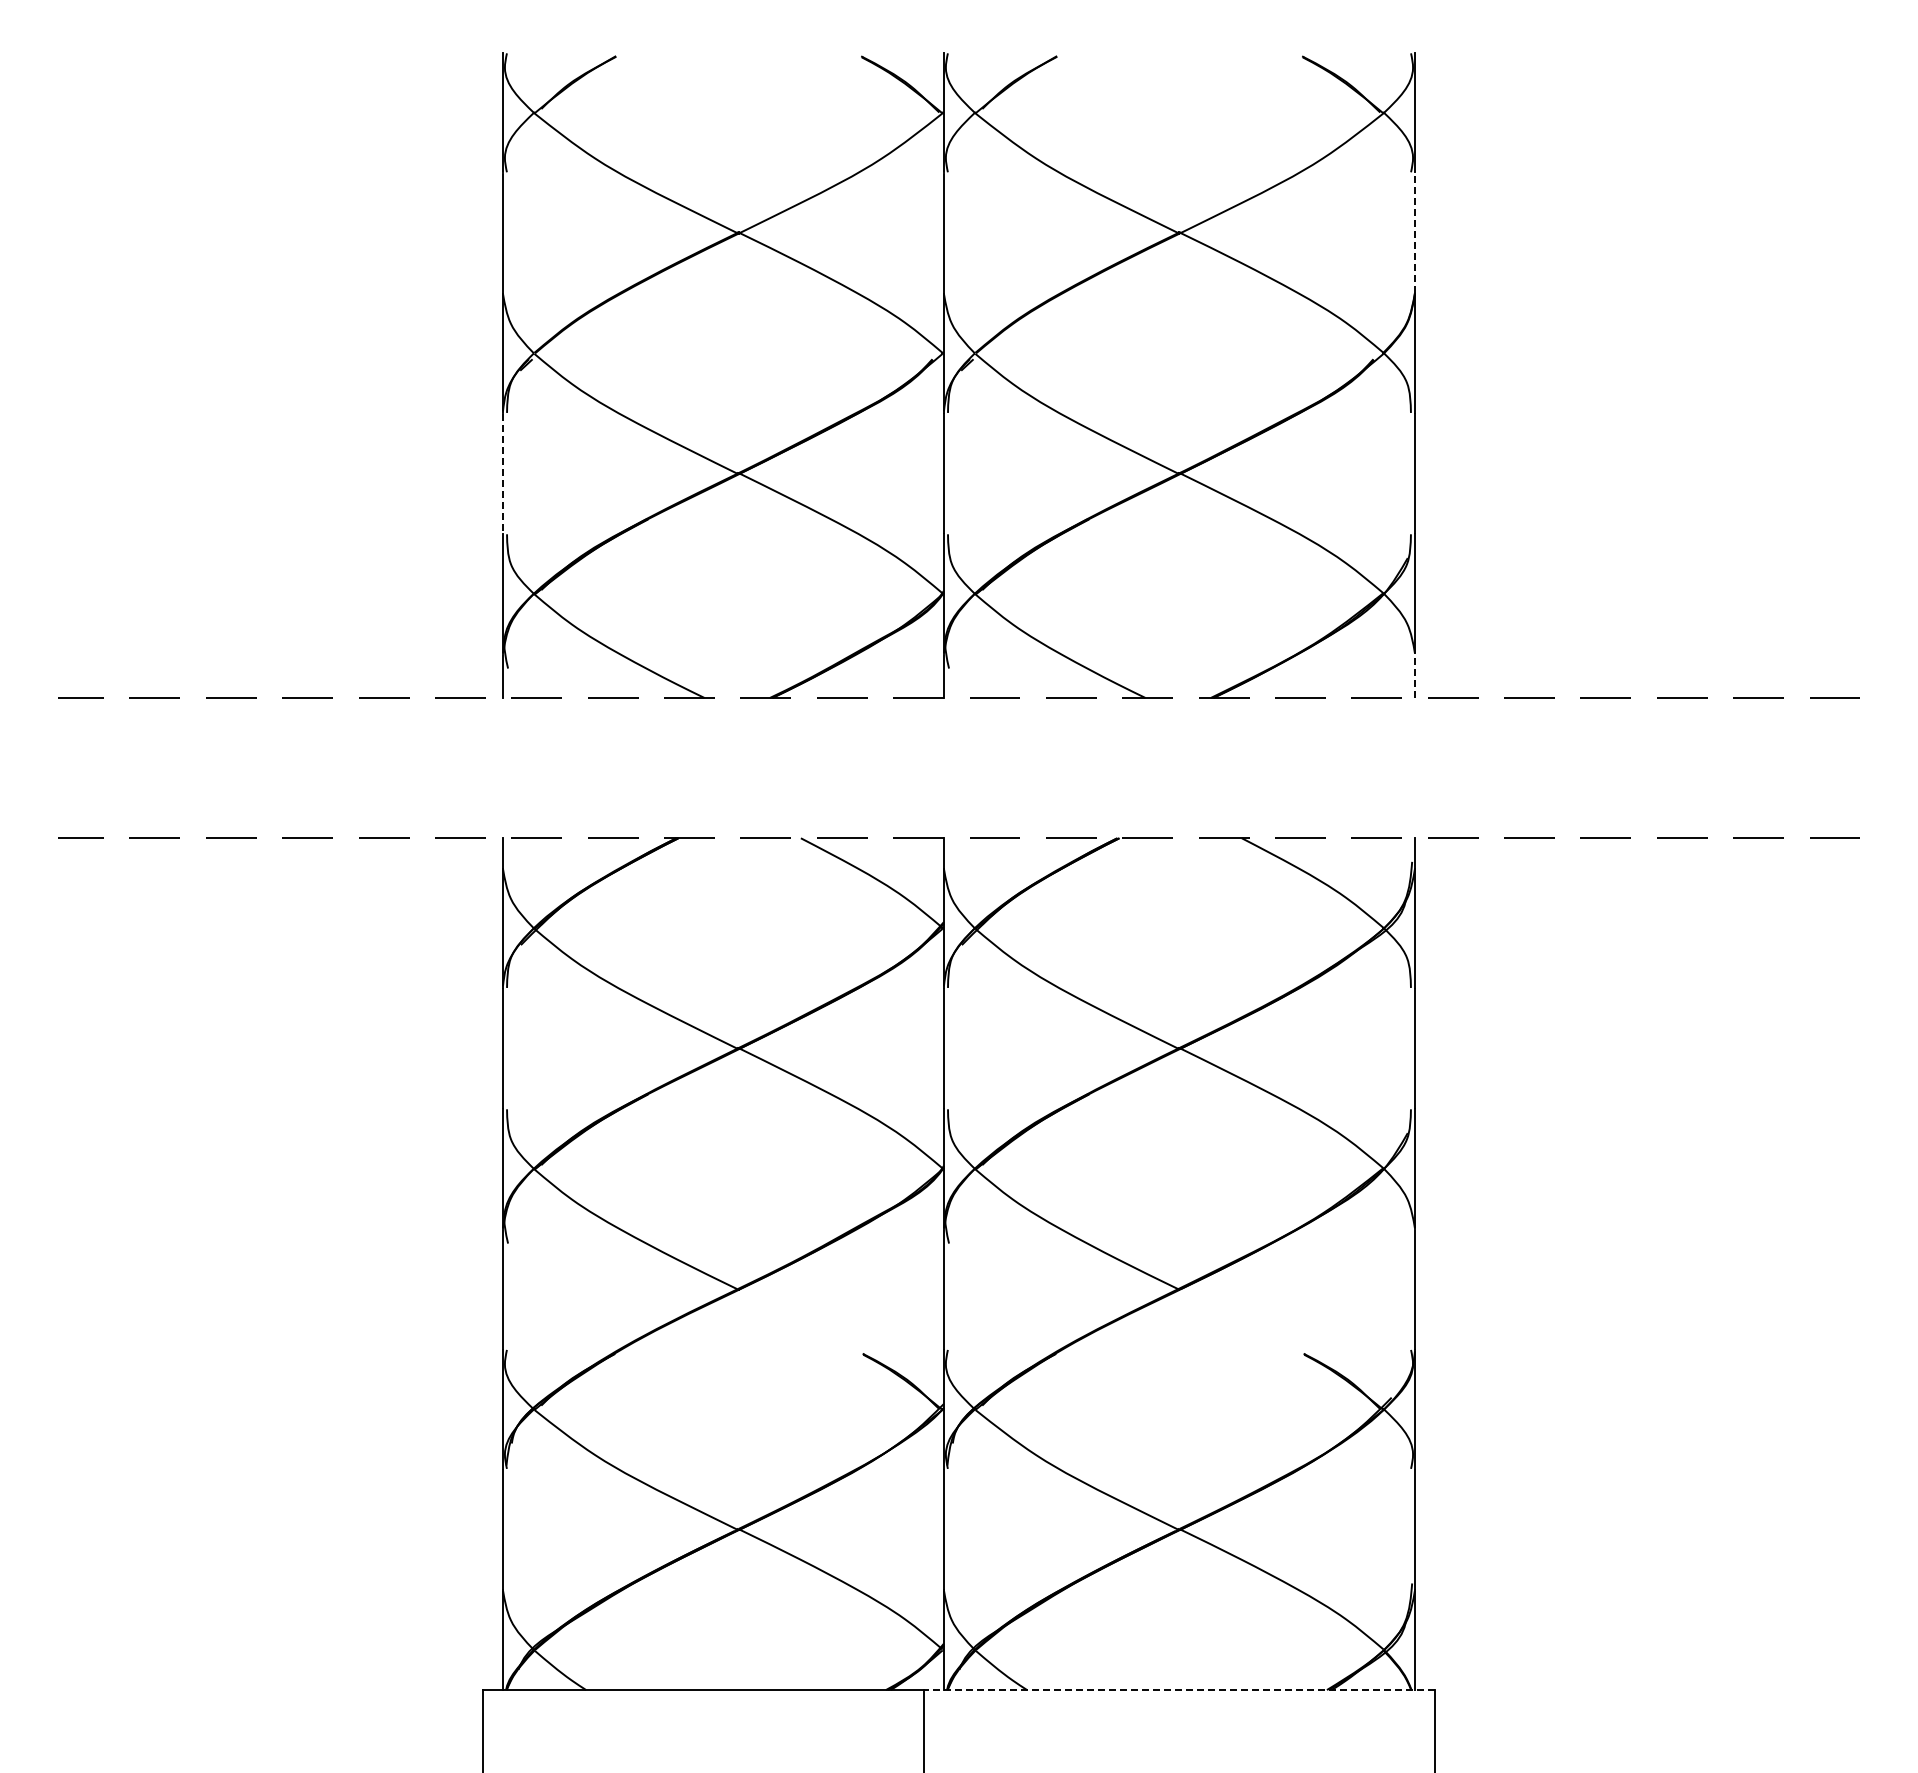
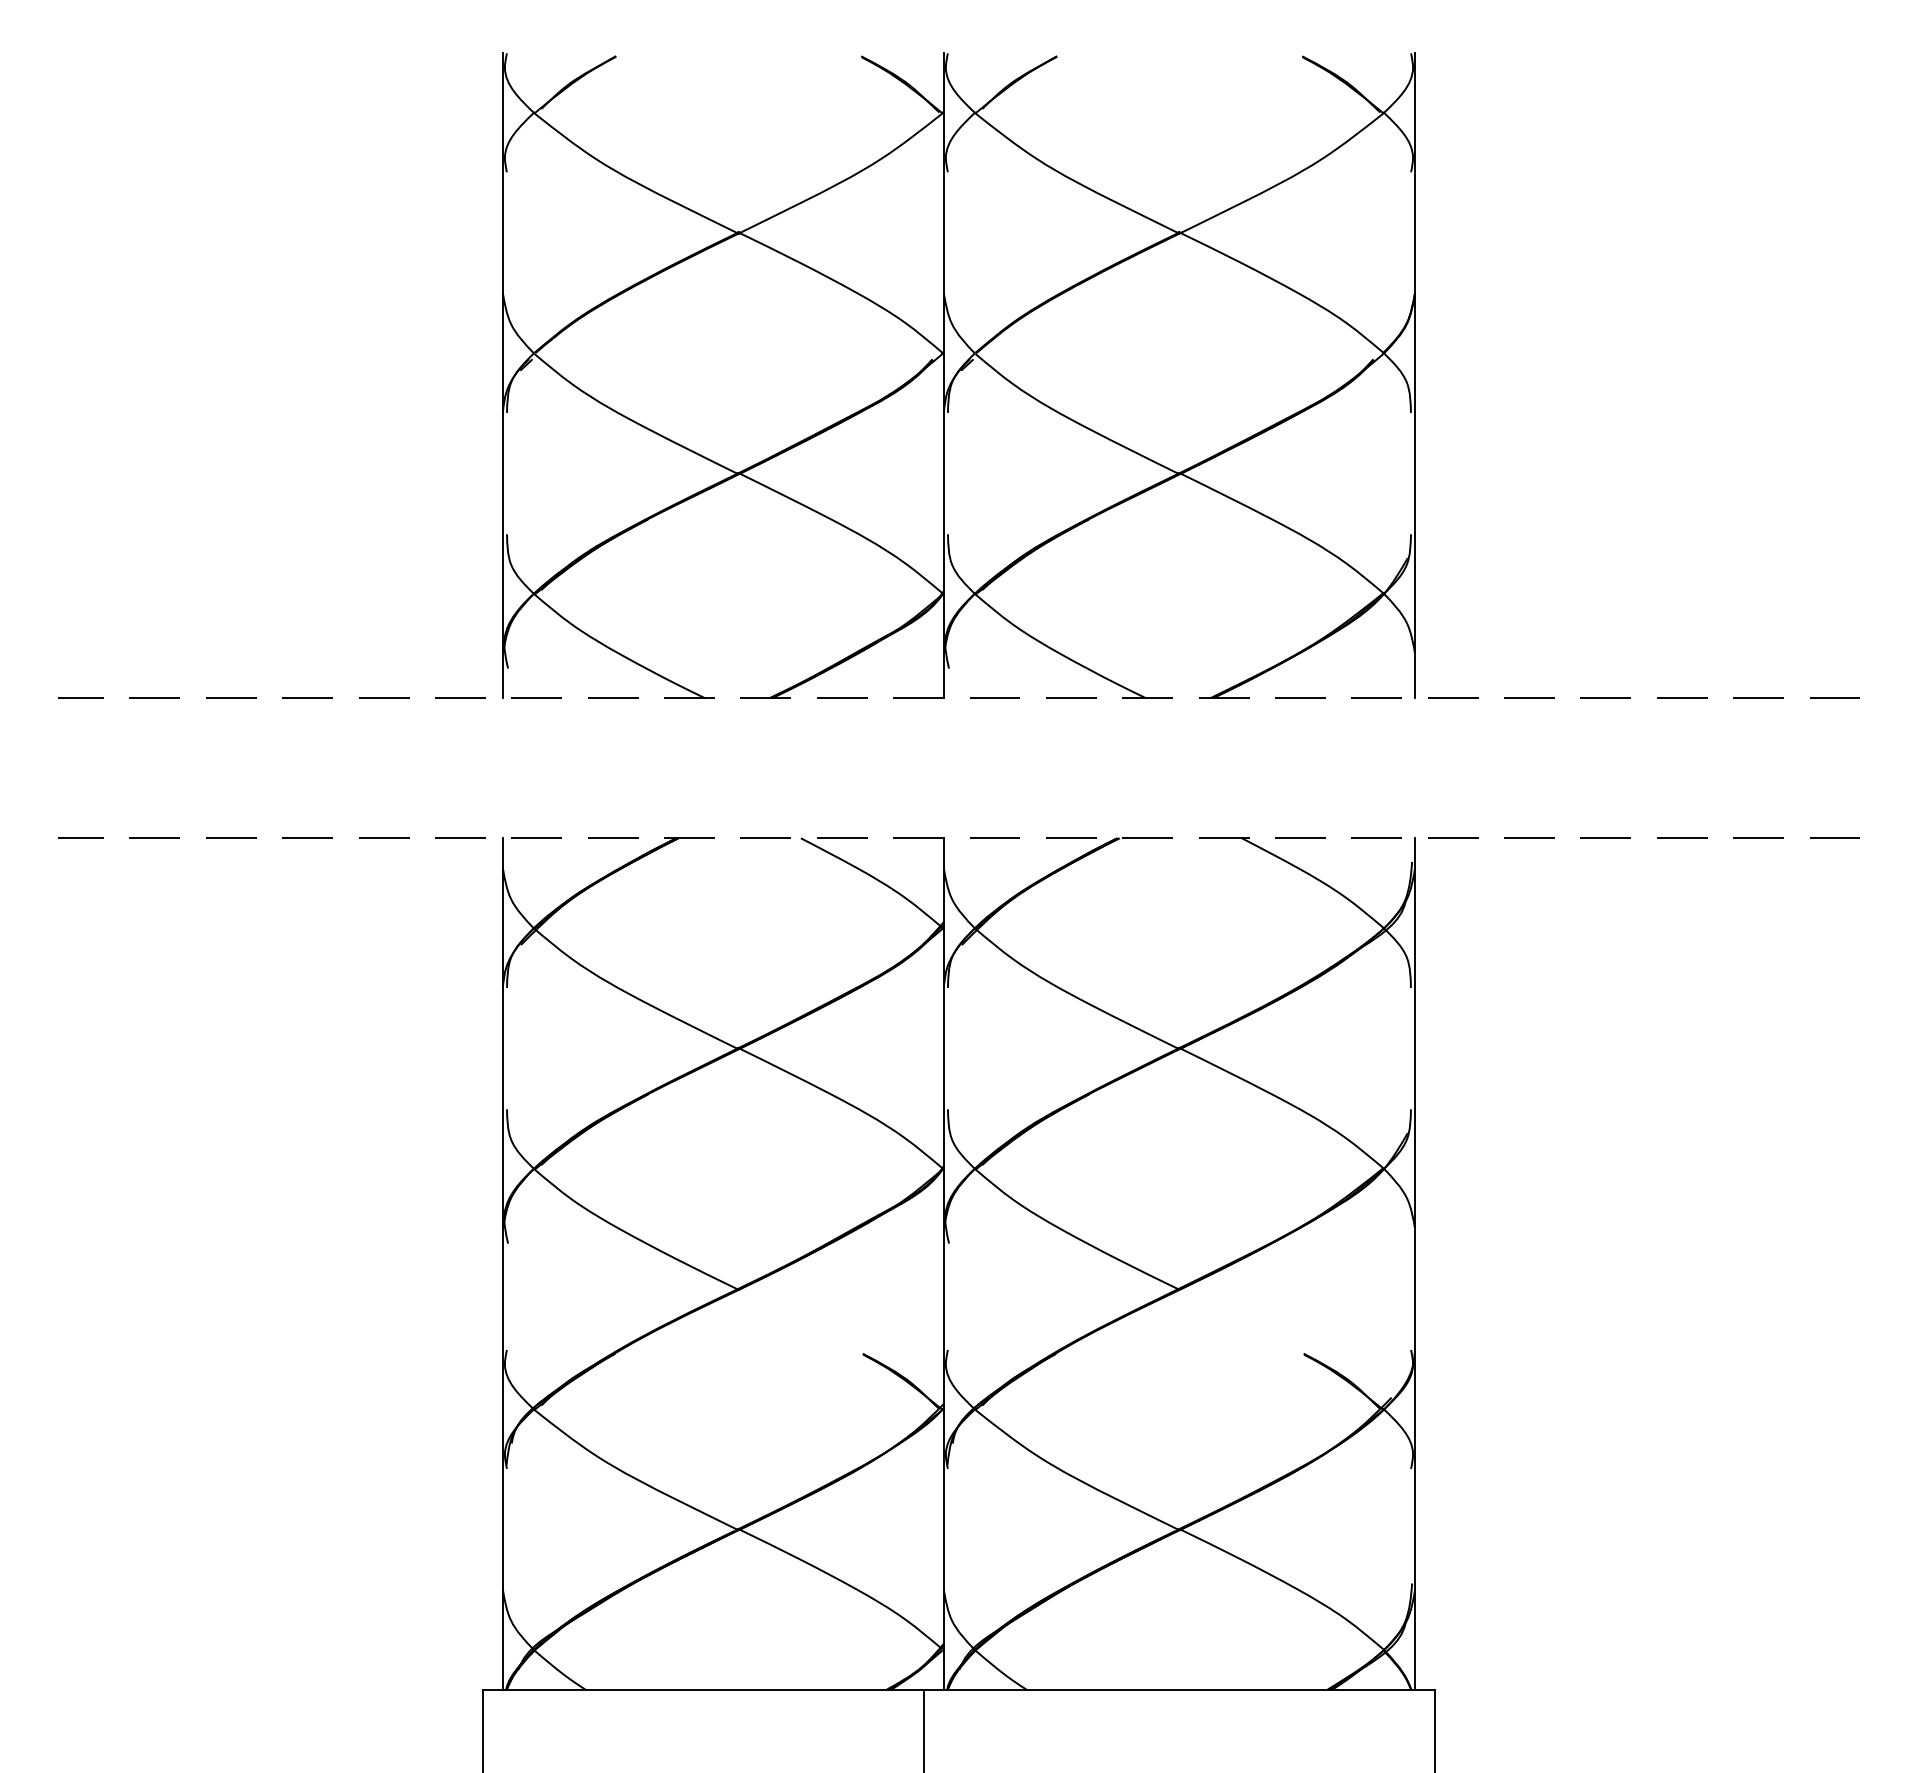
line: dashed -> solid (1414, 233)
line: dashed -> solid (502, 474)
line: dashed -> solid (1414, 676)
line: dashed -> solid (1179, 1690)
